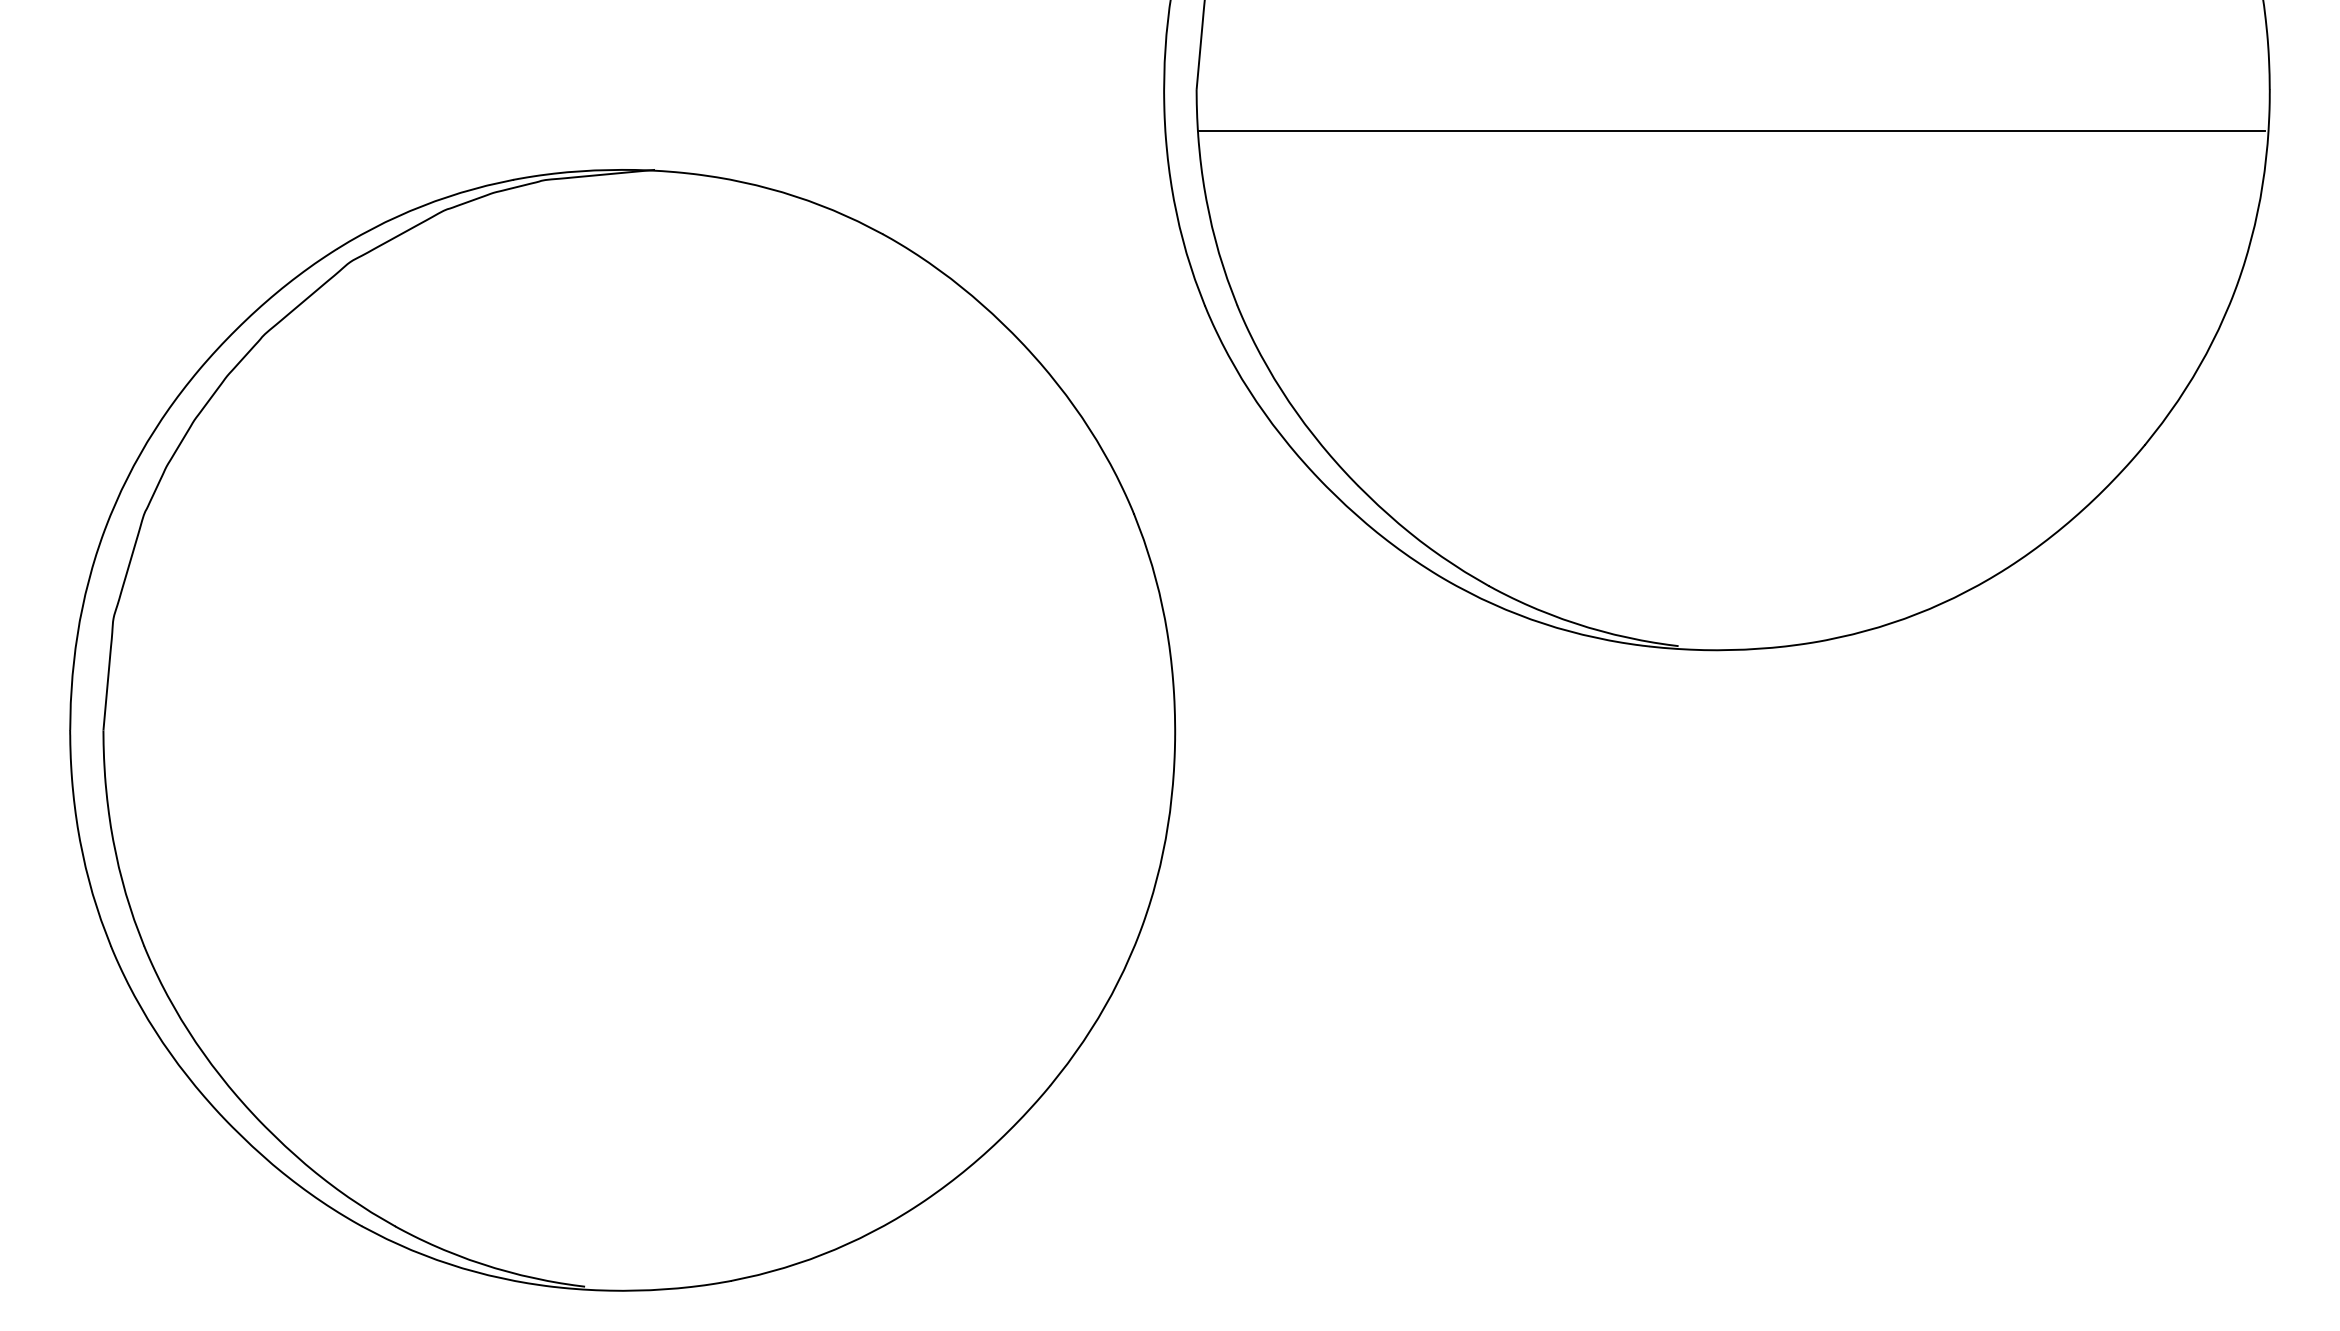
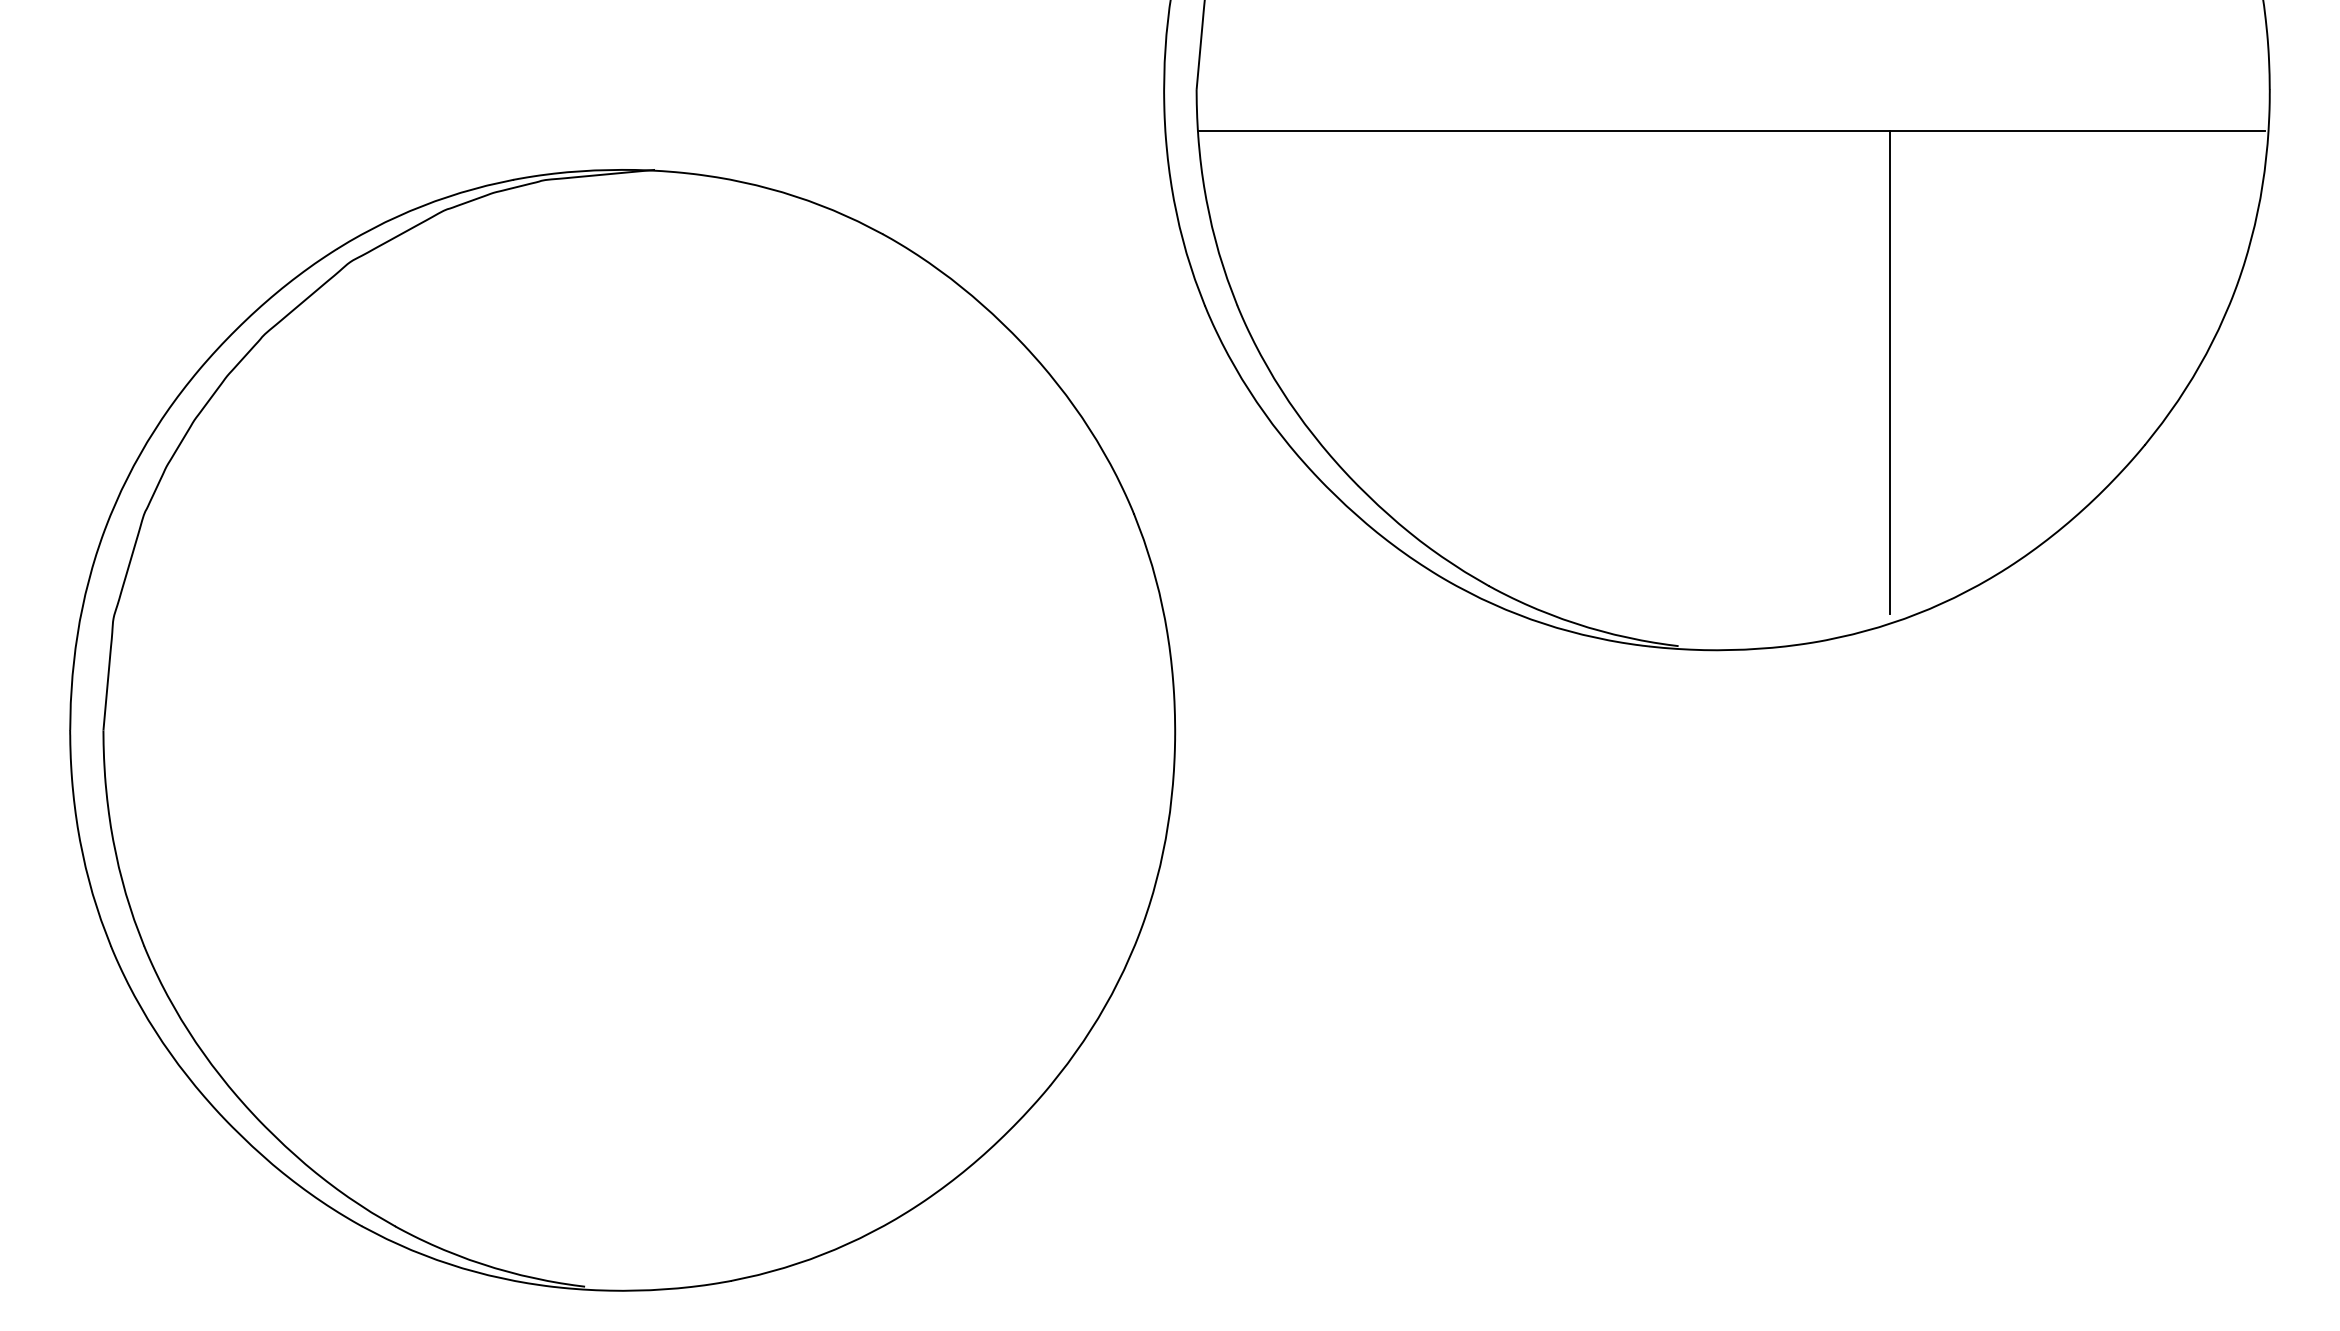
line: none -> present (1890, 372)
